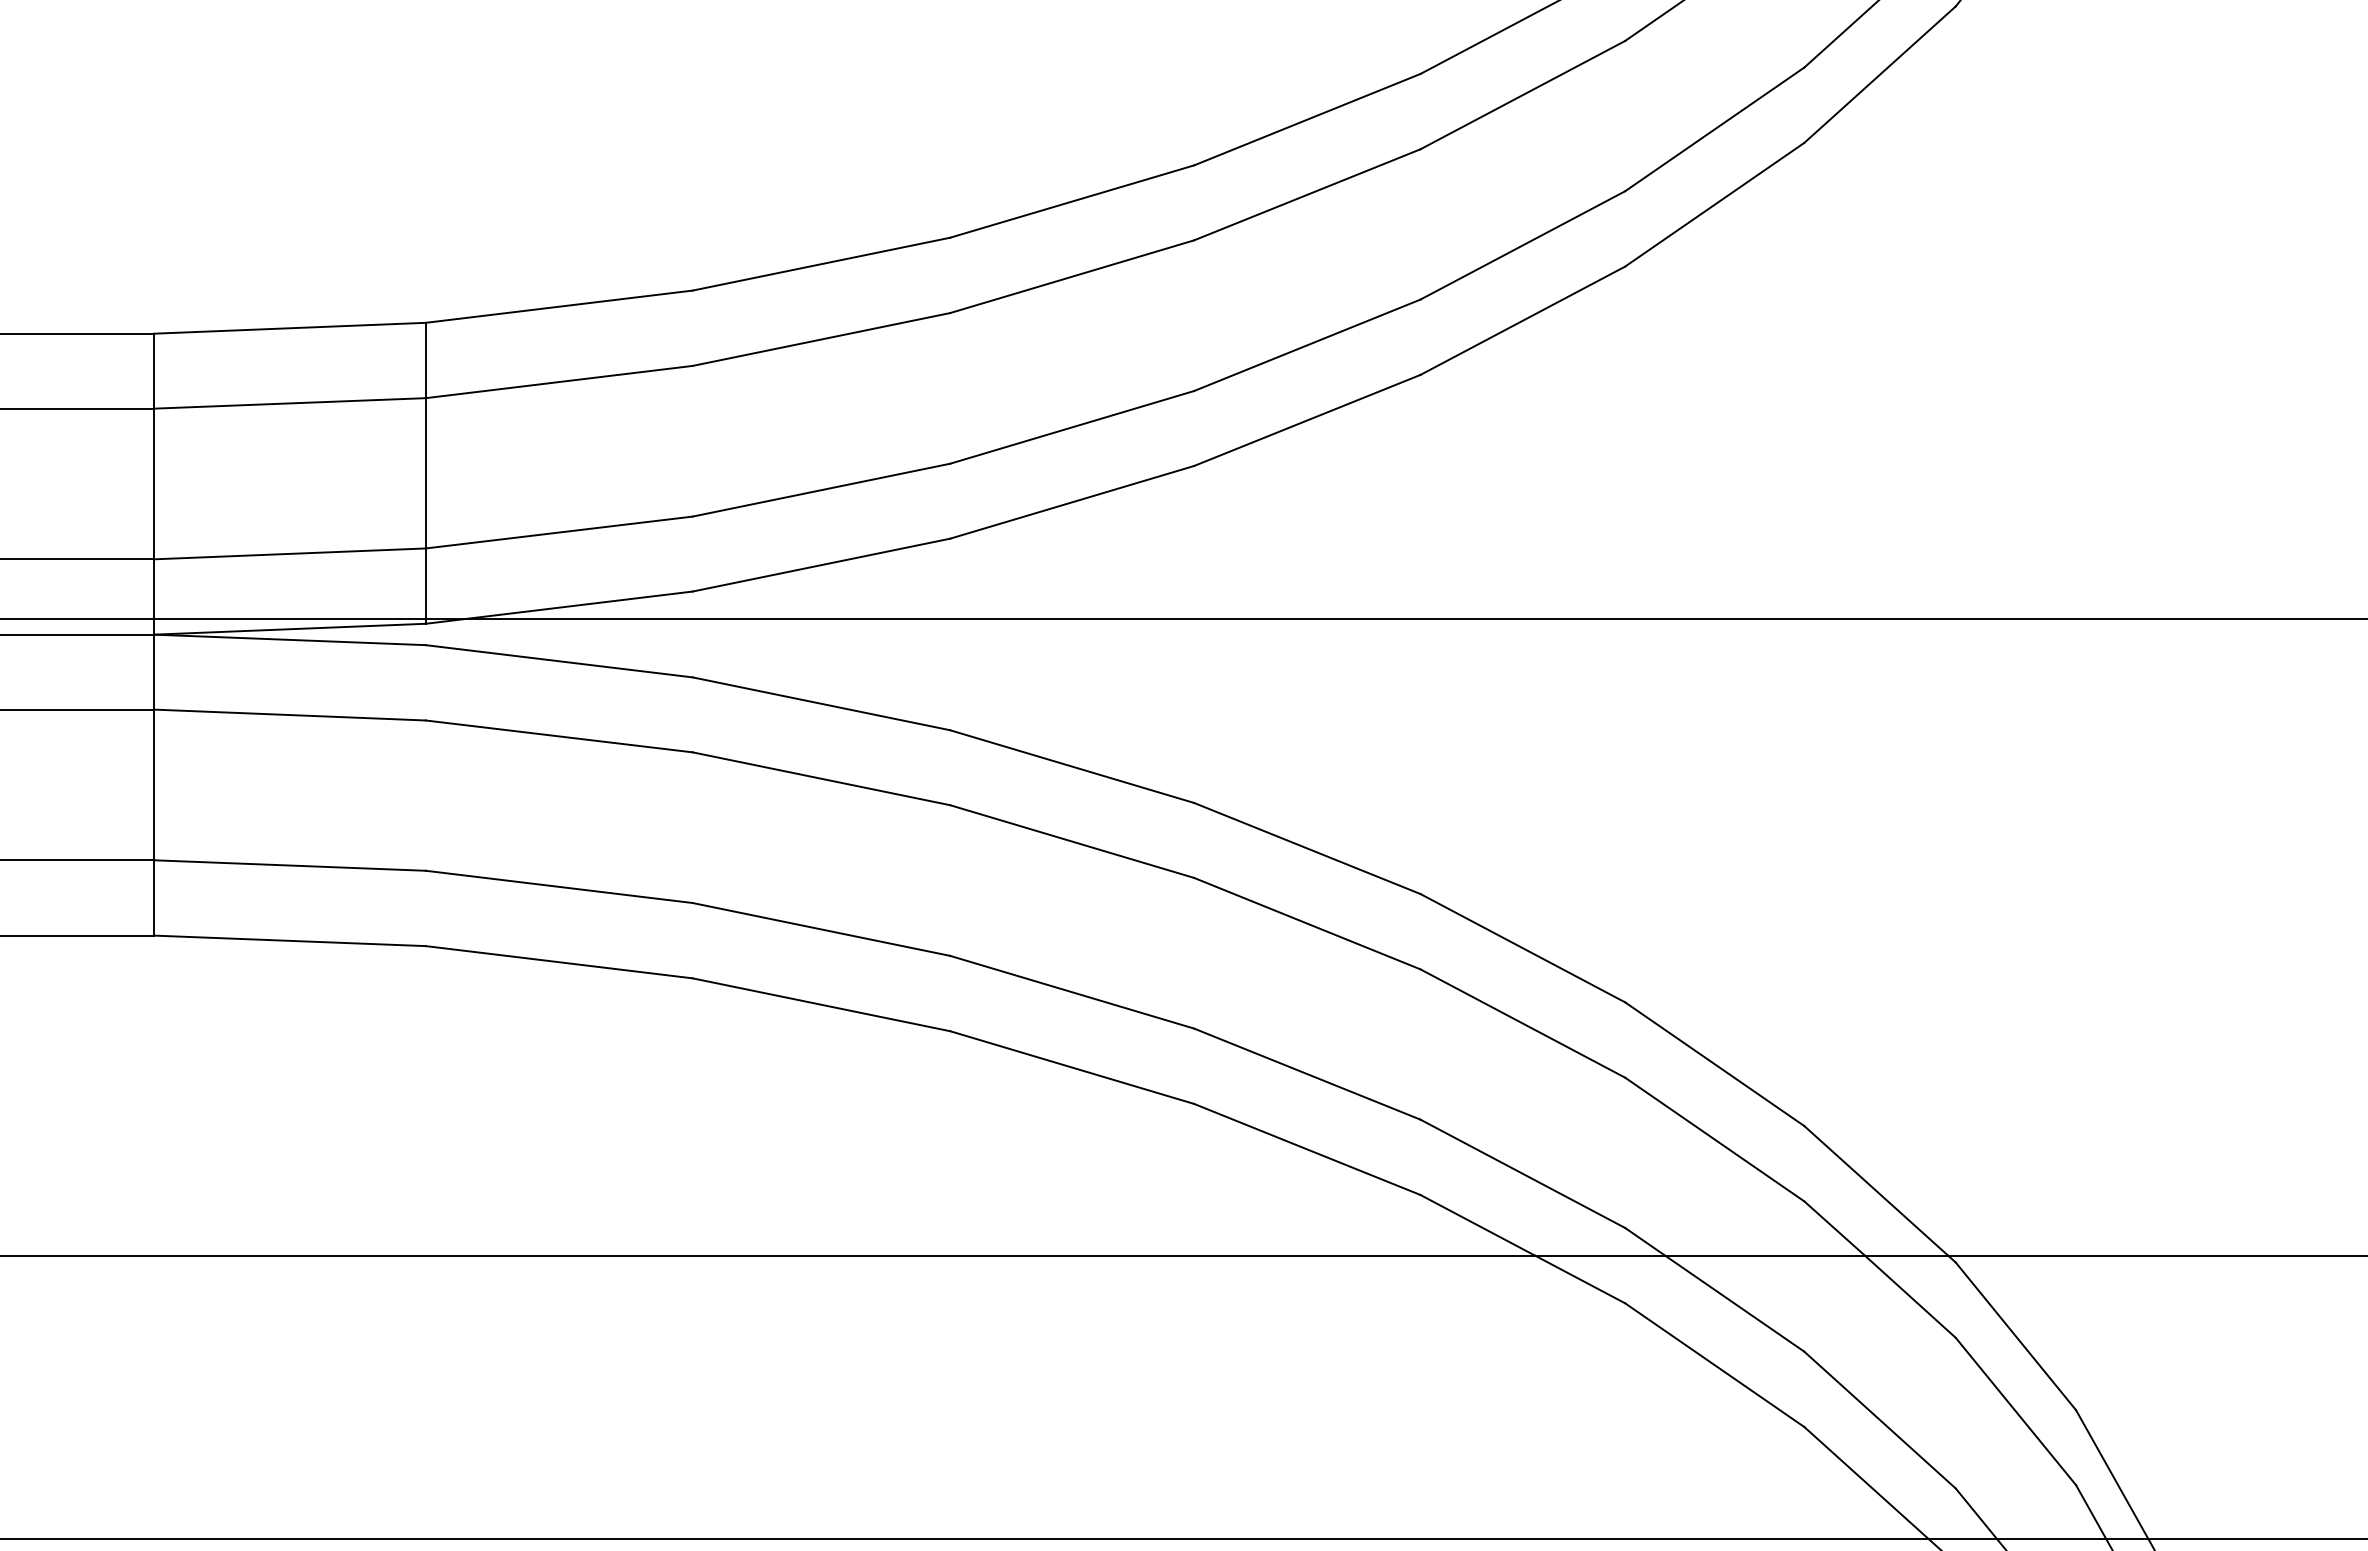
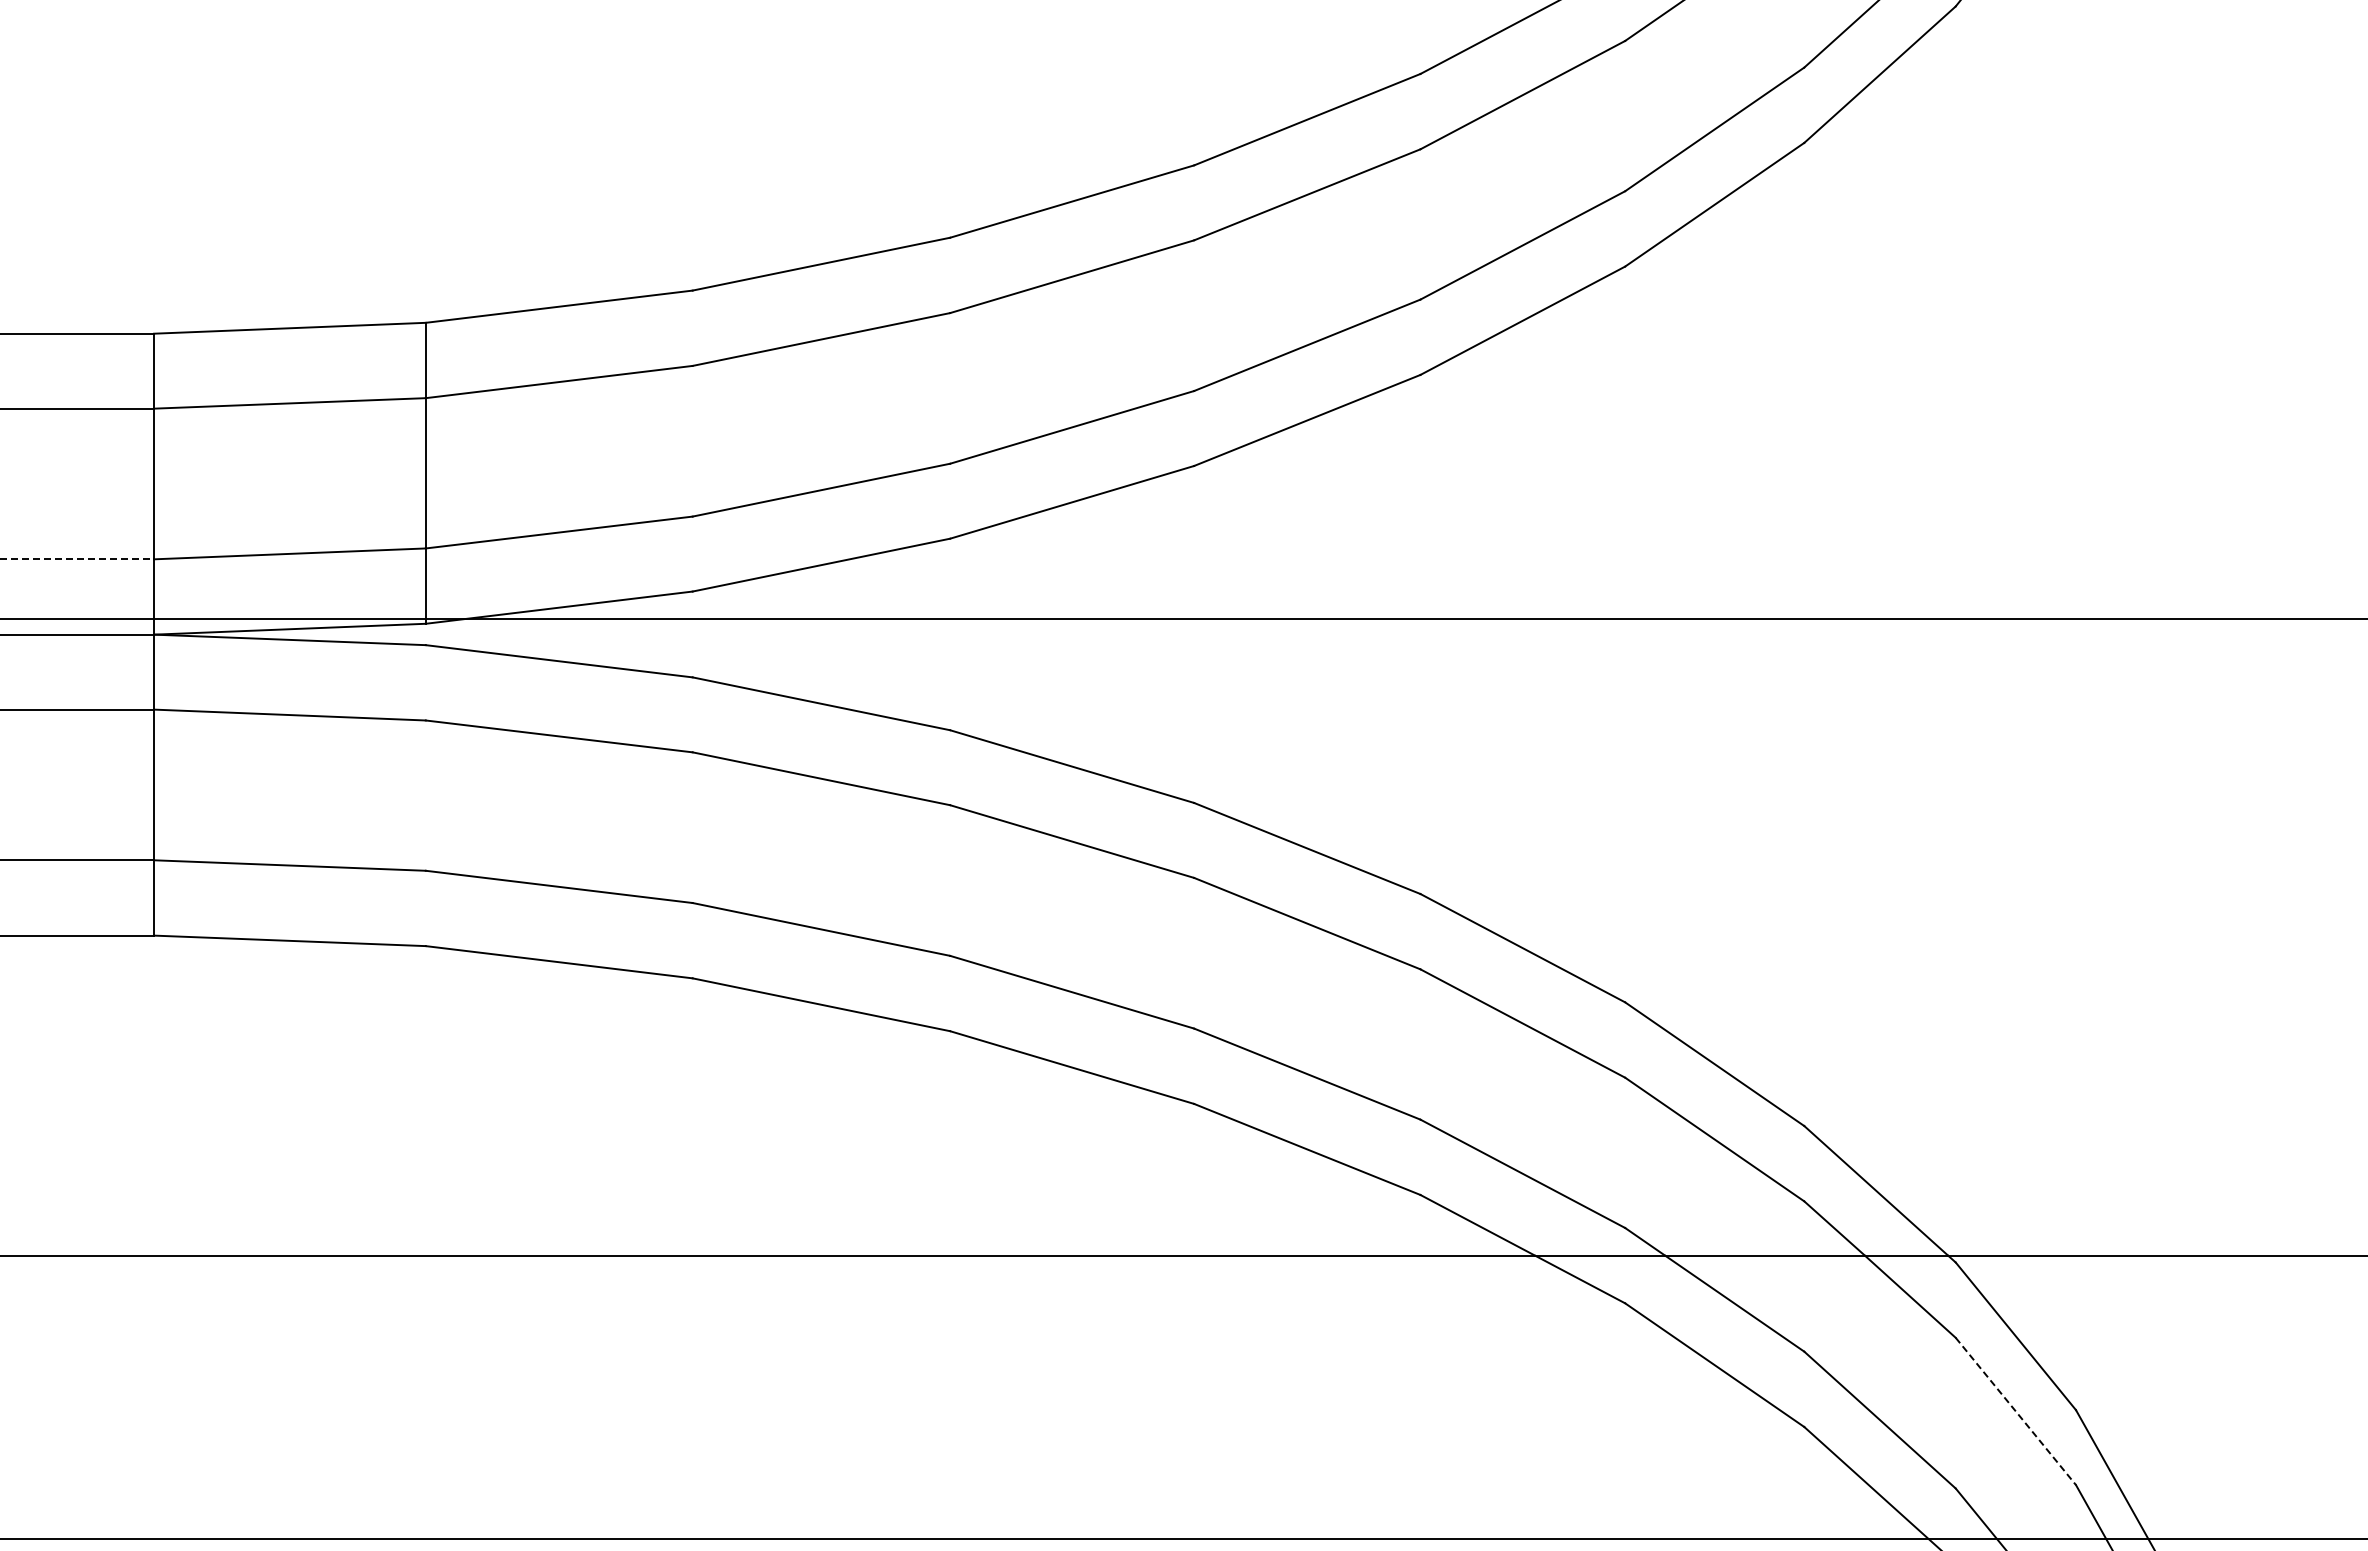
line: solid -> dashed (77, 559)
line: solid -> dashed (2016, 1411)
